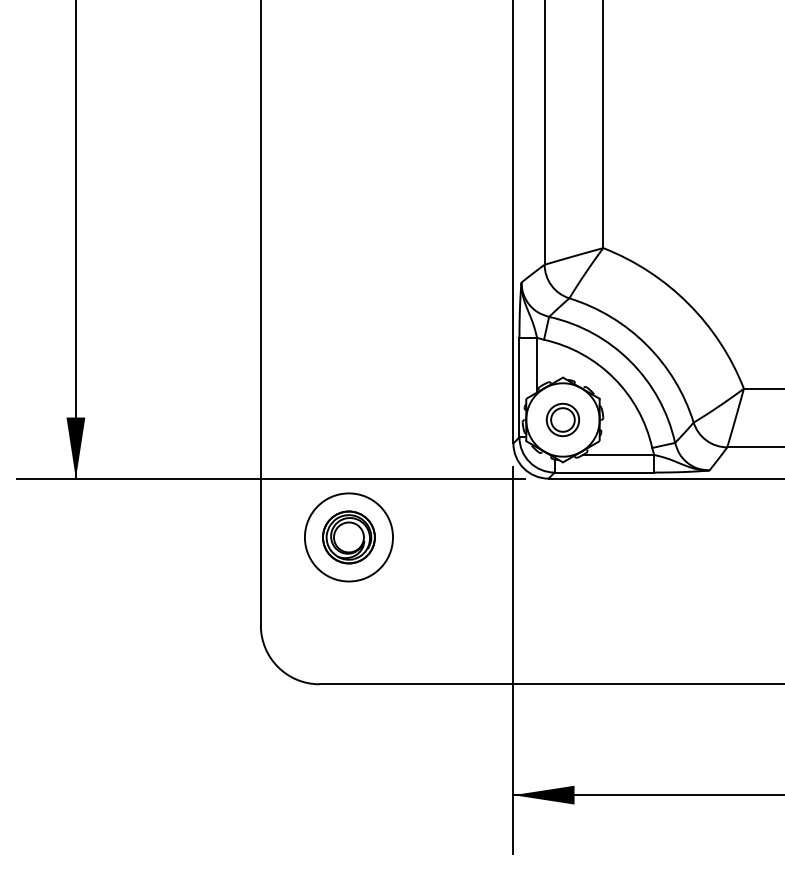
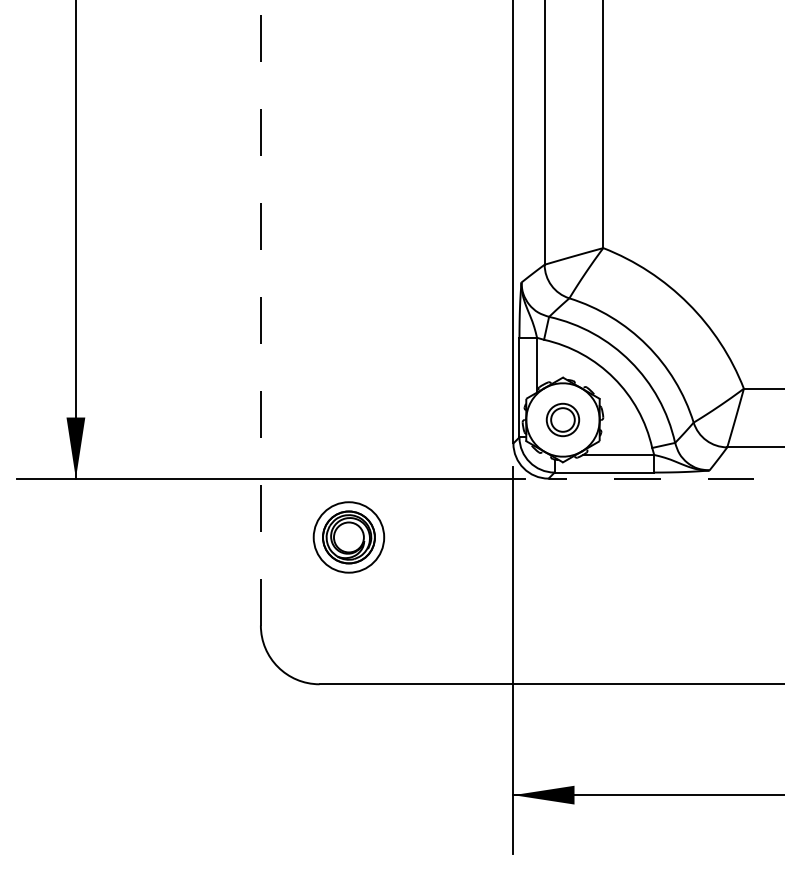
line: solid -> dashed (260, 313)
line: solid -> dashed (666, 478)
circle diameter: 88 px -> 70 px (348, 537)
